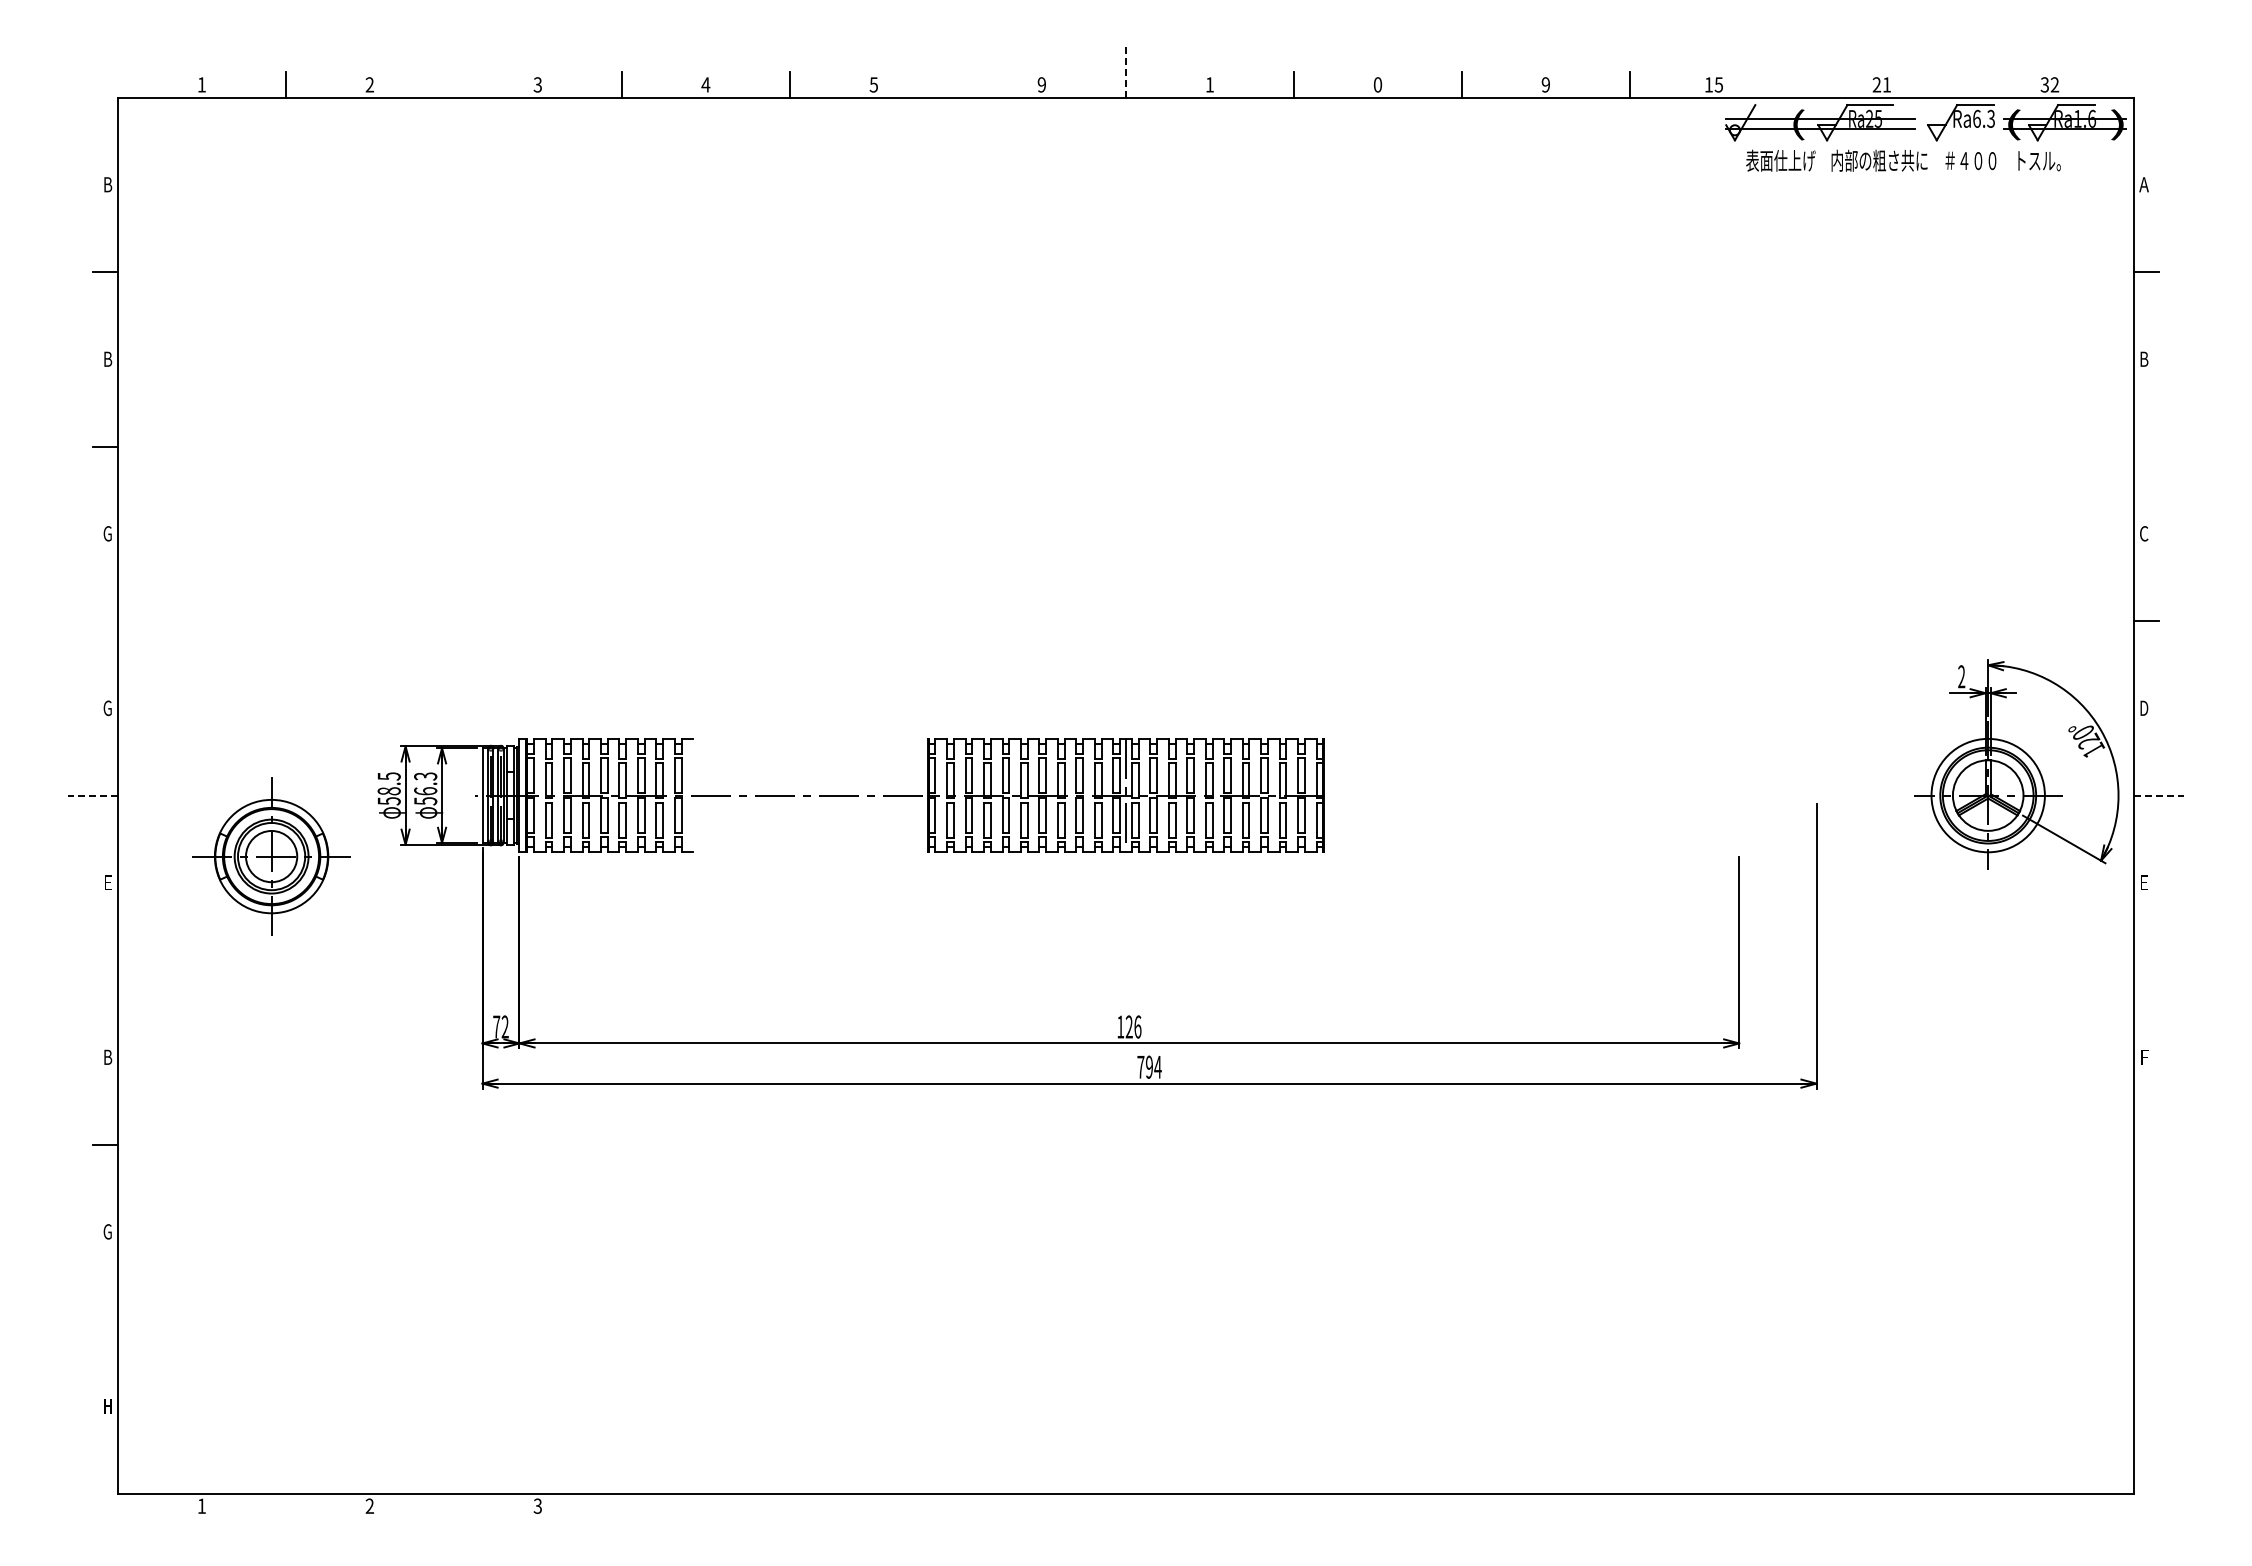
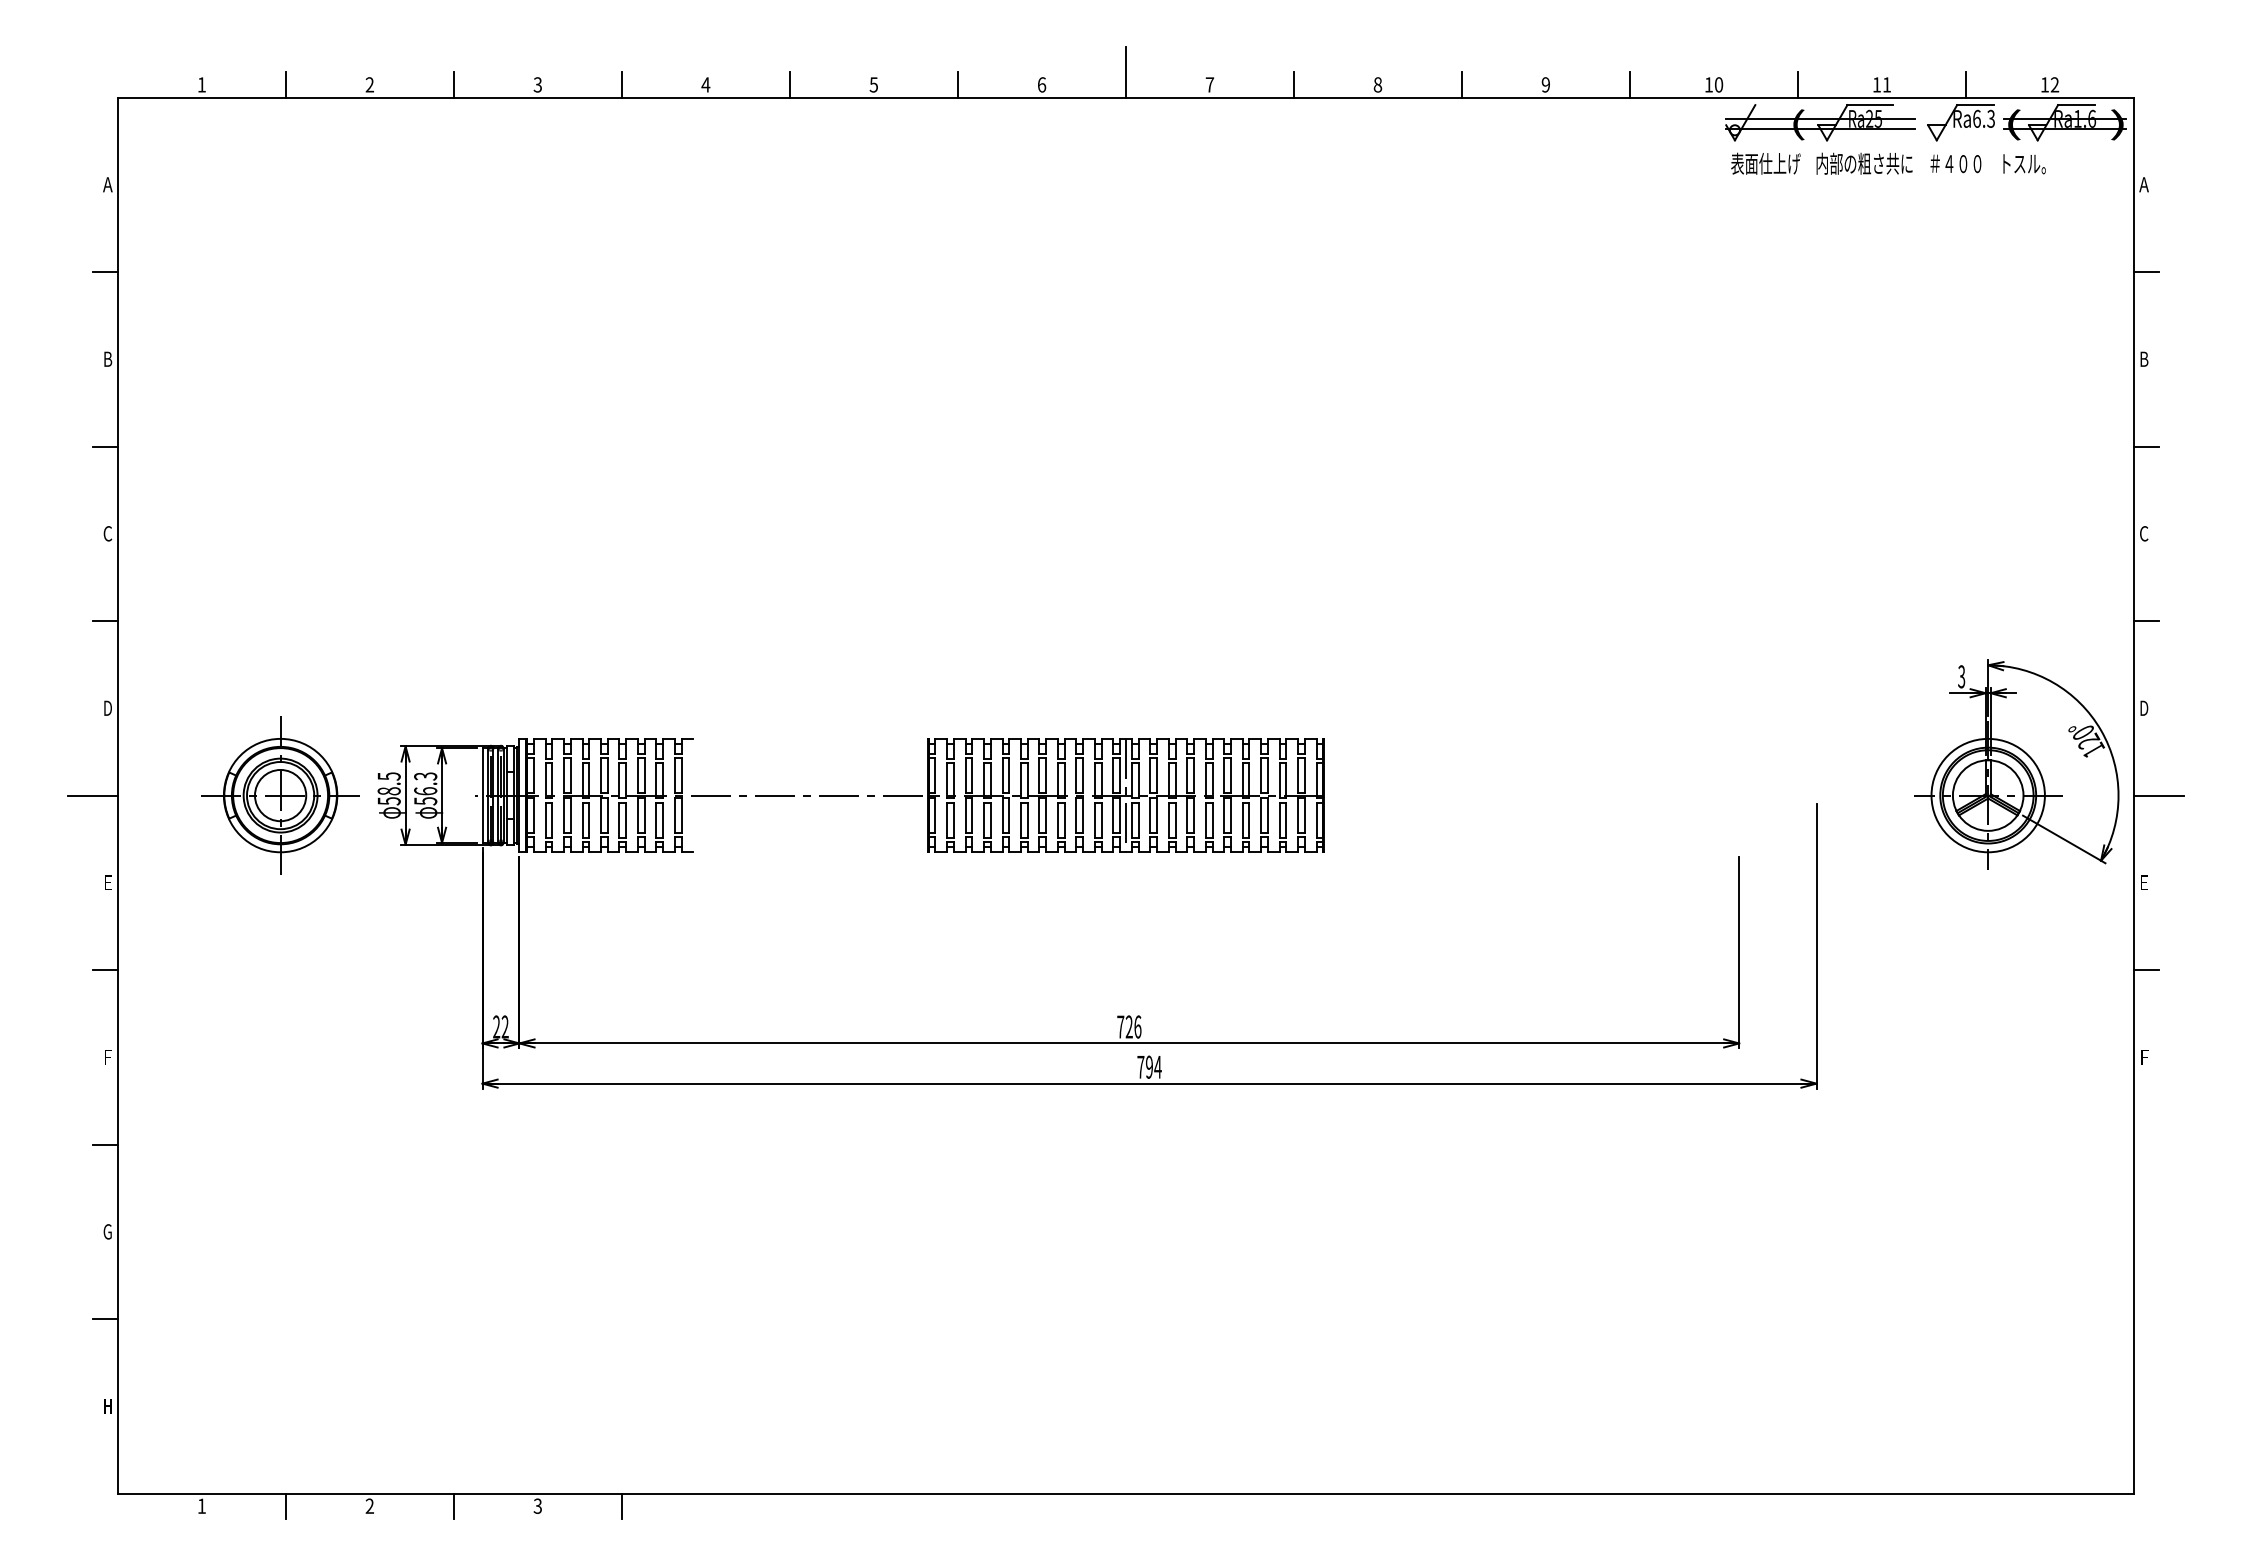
line: dashed -> solid (1126, 71)
line: none -> present (453, 84)
line: none -> present (957, 84)
text: 9 -> 6 (1041, 84)
text: 1 -> 7 (1209, 84)
text: 15 -> 10 (1718, 84)
line: none -> present (1798, 84)
text: 21 -> 11 (1876, 84)
line: none -> present (1966, 84)
text: 32 -> 12 (2044, 84)
text: 0 -> 8 (1377, 85)
text position: (1903, 160) -> (1888, 163) (1888, 163)
text: B -> A (107, 184)
line: none -> present (2146, 446)
text: G -> C (108, 533)
line: none -> present (104, 621)
text: 2 -> 3 (1961, 677)
text: G -> D (107, 708)
line: dashed -> solid (92, 795)
line: dashed -> solid (2159, 795)
part position: (271, 856) -> (280, 795) (280, 795)
line: none -> present (104, 970)
line: none -> present (2146, 970)
text: 72 -> 22 (496, 1026)
text: 126 -> 726 (1120, 1026)
text: B -> F (108, 1056)
line: none -> present (104, 1319)
line: none -> present (285, 1505)
line: none -> present (453, 1505)
line: none -> present (621, 1505)
